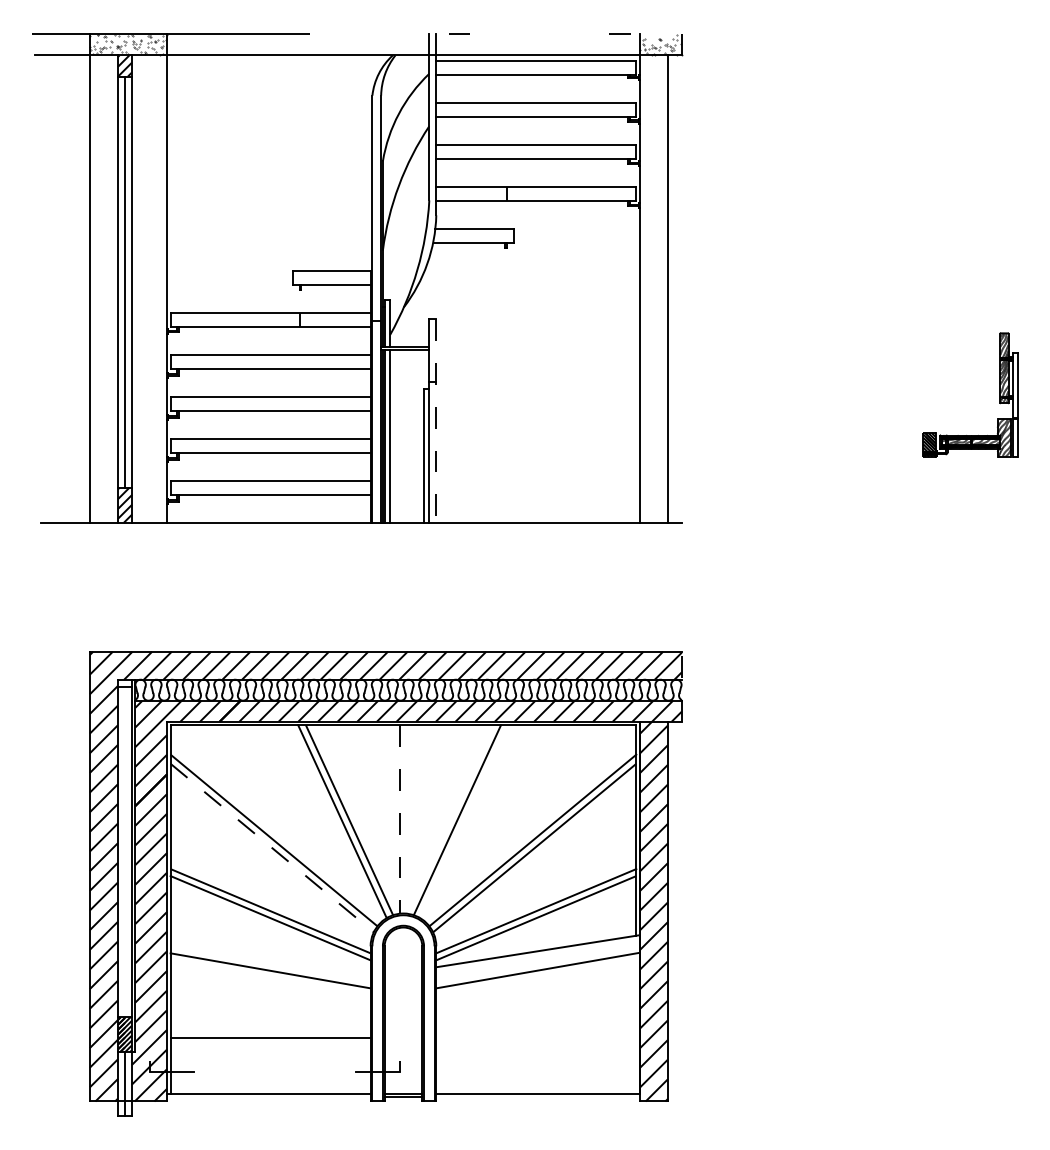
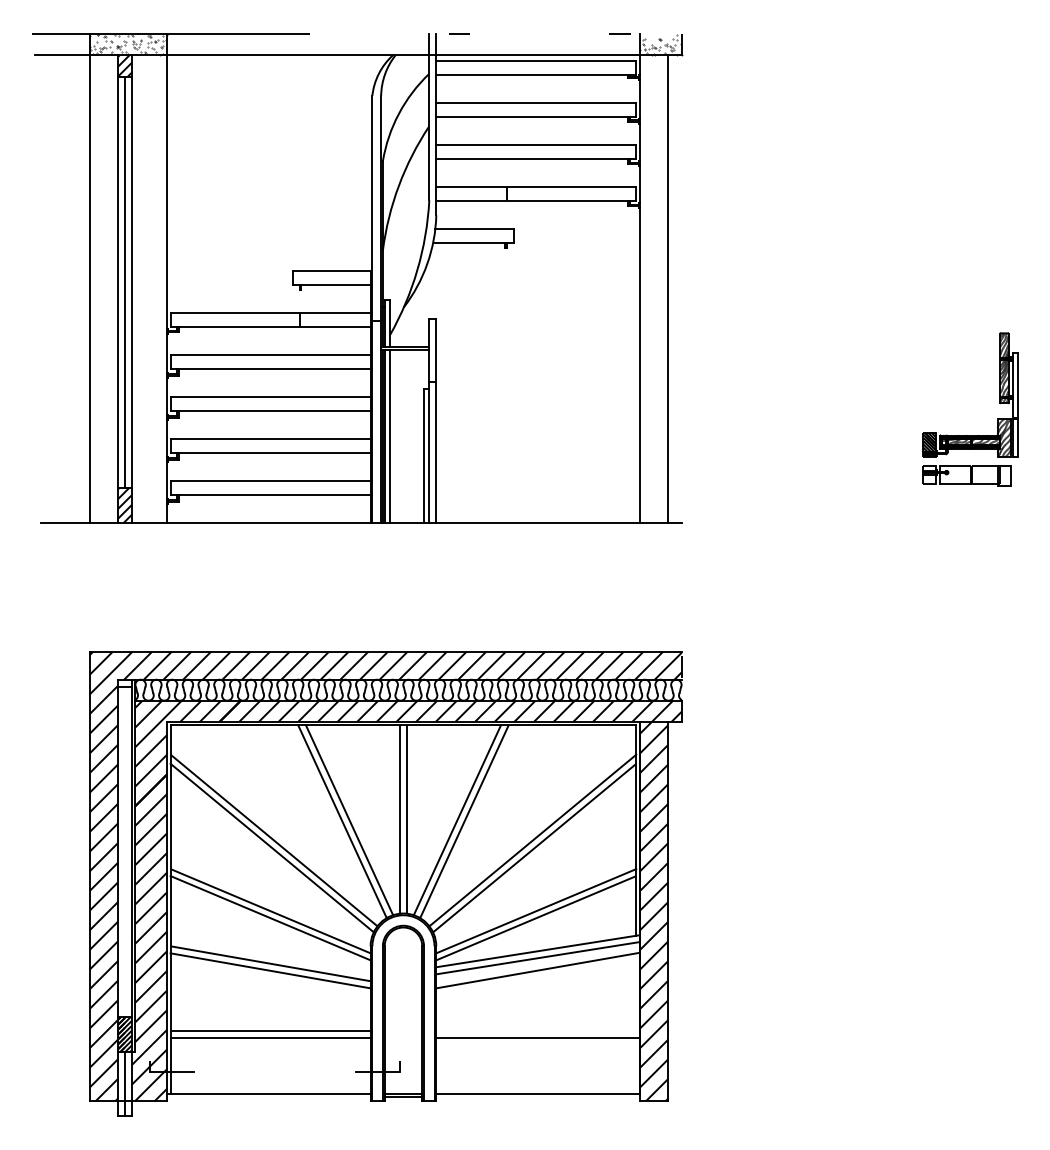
line: dashed -> solid (436, 420)
part: none -> present (966, 475)
line: dashed -> solid (399, 819)
line: none -> present (406, 819)
line: none -> present (464, 821)
line: dashed -> solid (272, 848)
line: none -> present (537, 958)
line: none -> present (270, 963)
line: none -> present (270, 1030)
line: none -> present (537, 1037)
